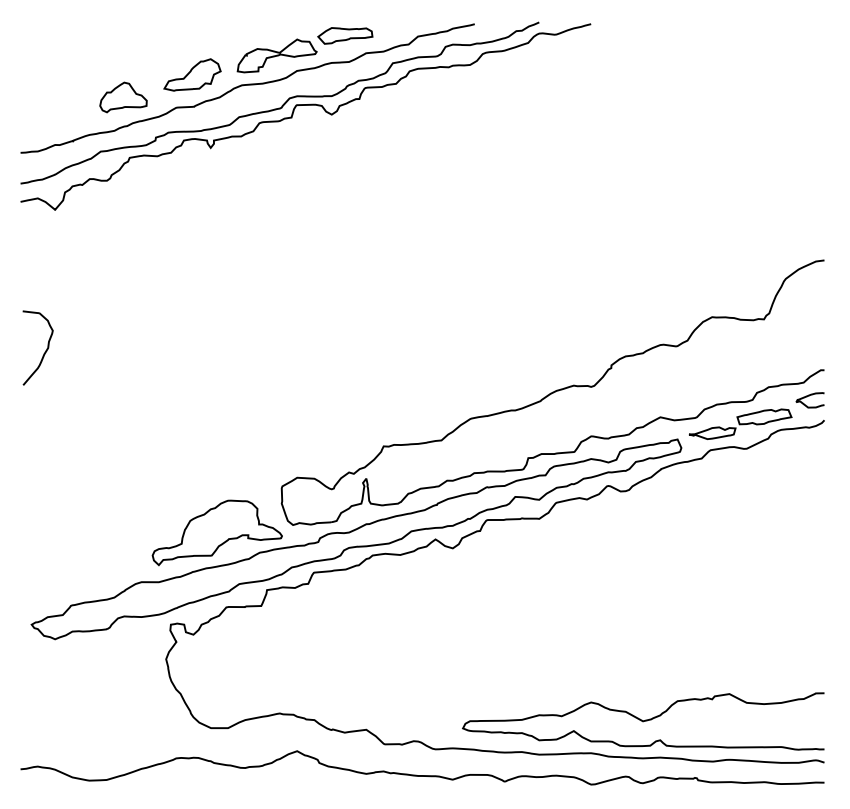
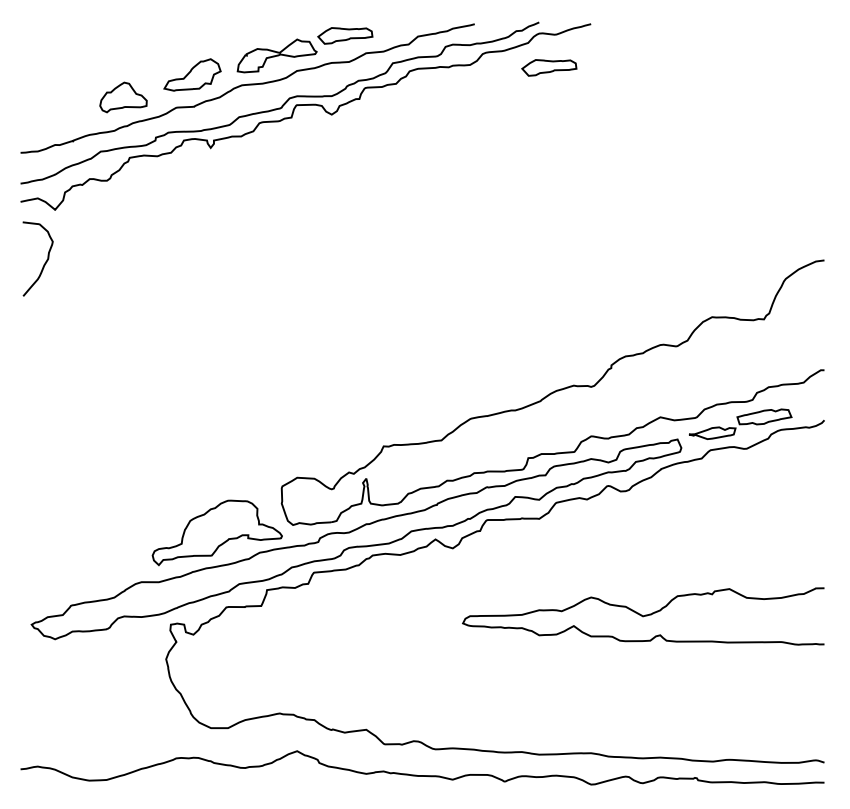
part: none -> present (549, 67)
curve position: (43, 353) -> (43, 264) (43, 264)
curve: present -> none (807, 397)
curve position: (643, 721) -> (643, 616) (643, 616)
